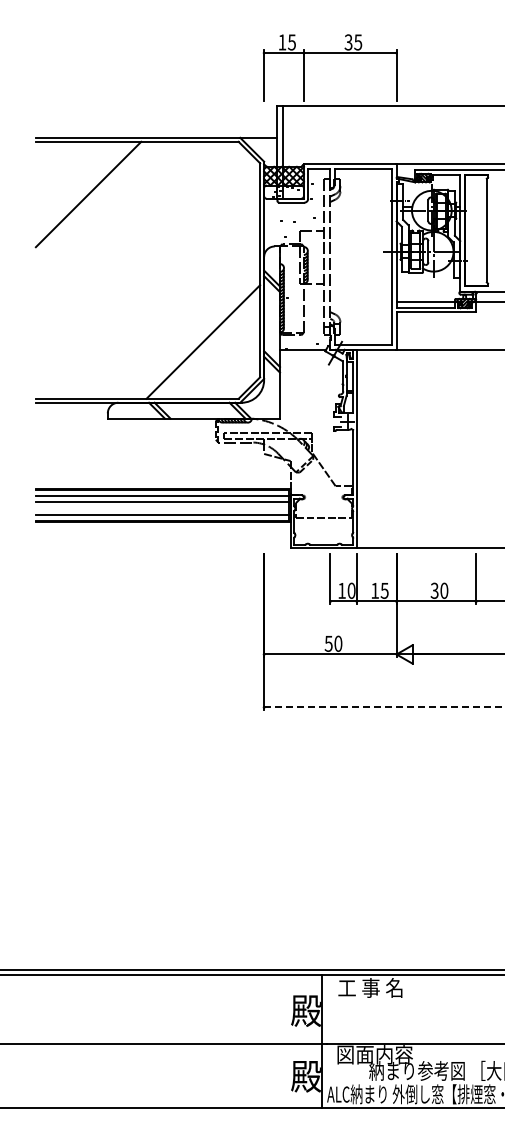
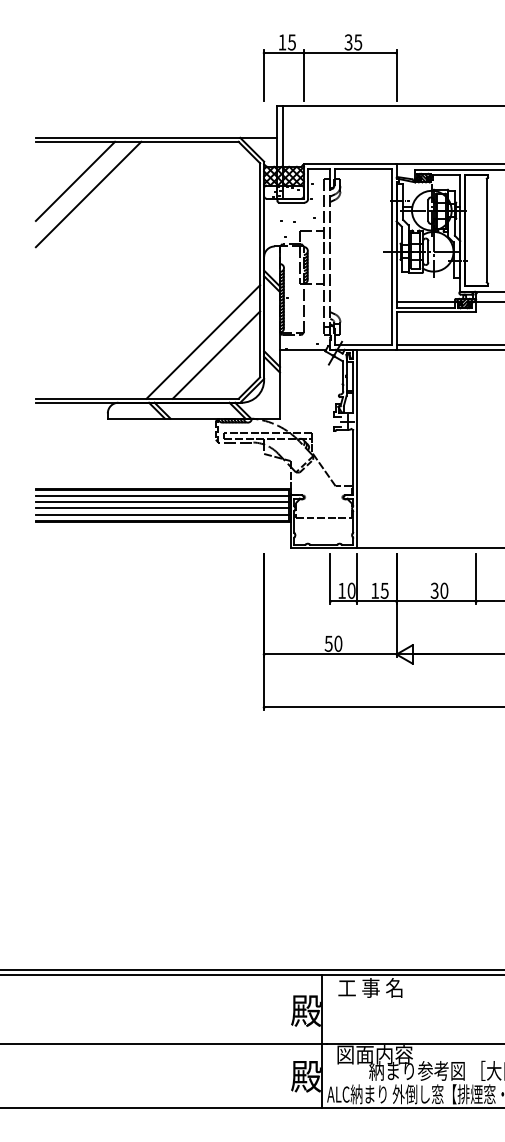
line: none -> present (75, 180)
line: none -> present (448, 345)
line: none -> present (216, 354)
line: none -> present (162, 508)
line: dashed -> solid (384, 707)
